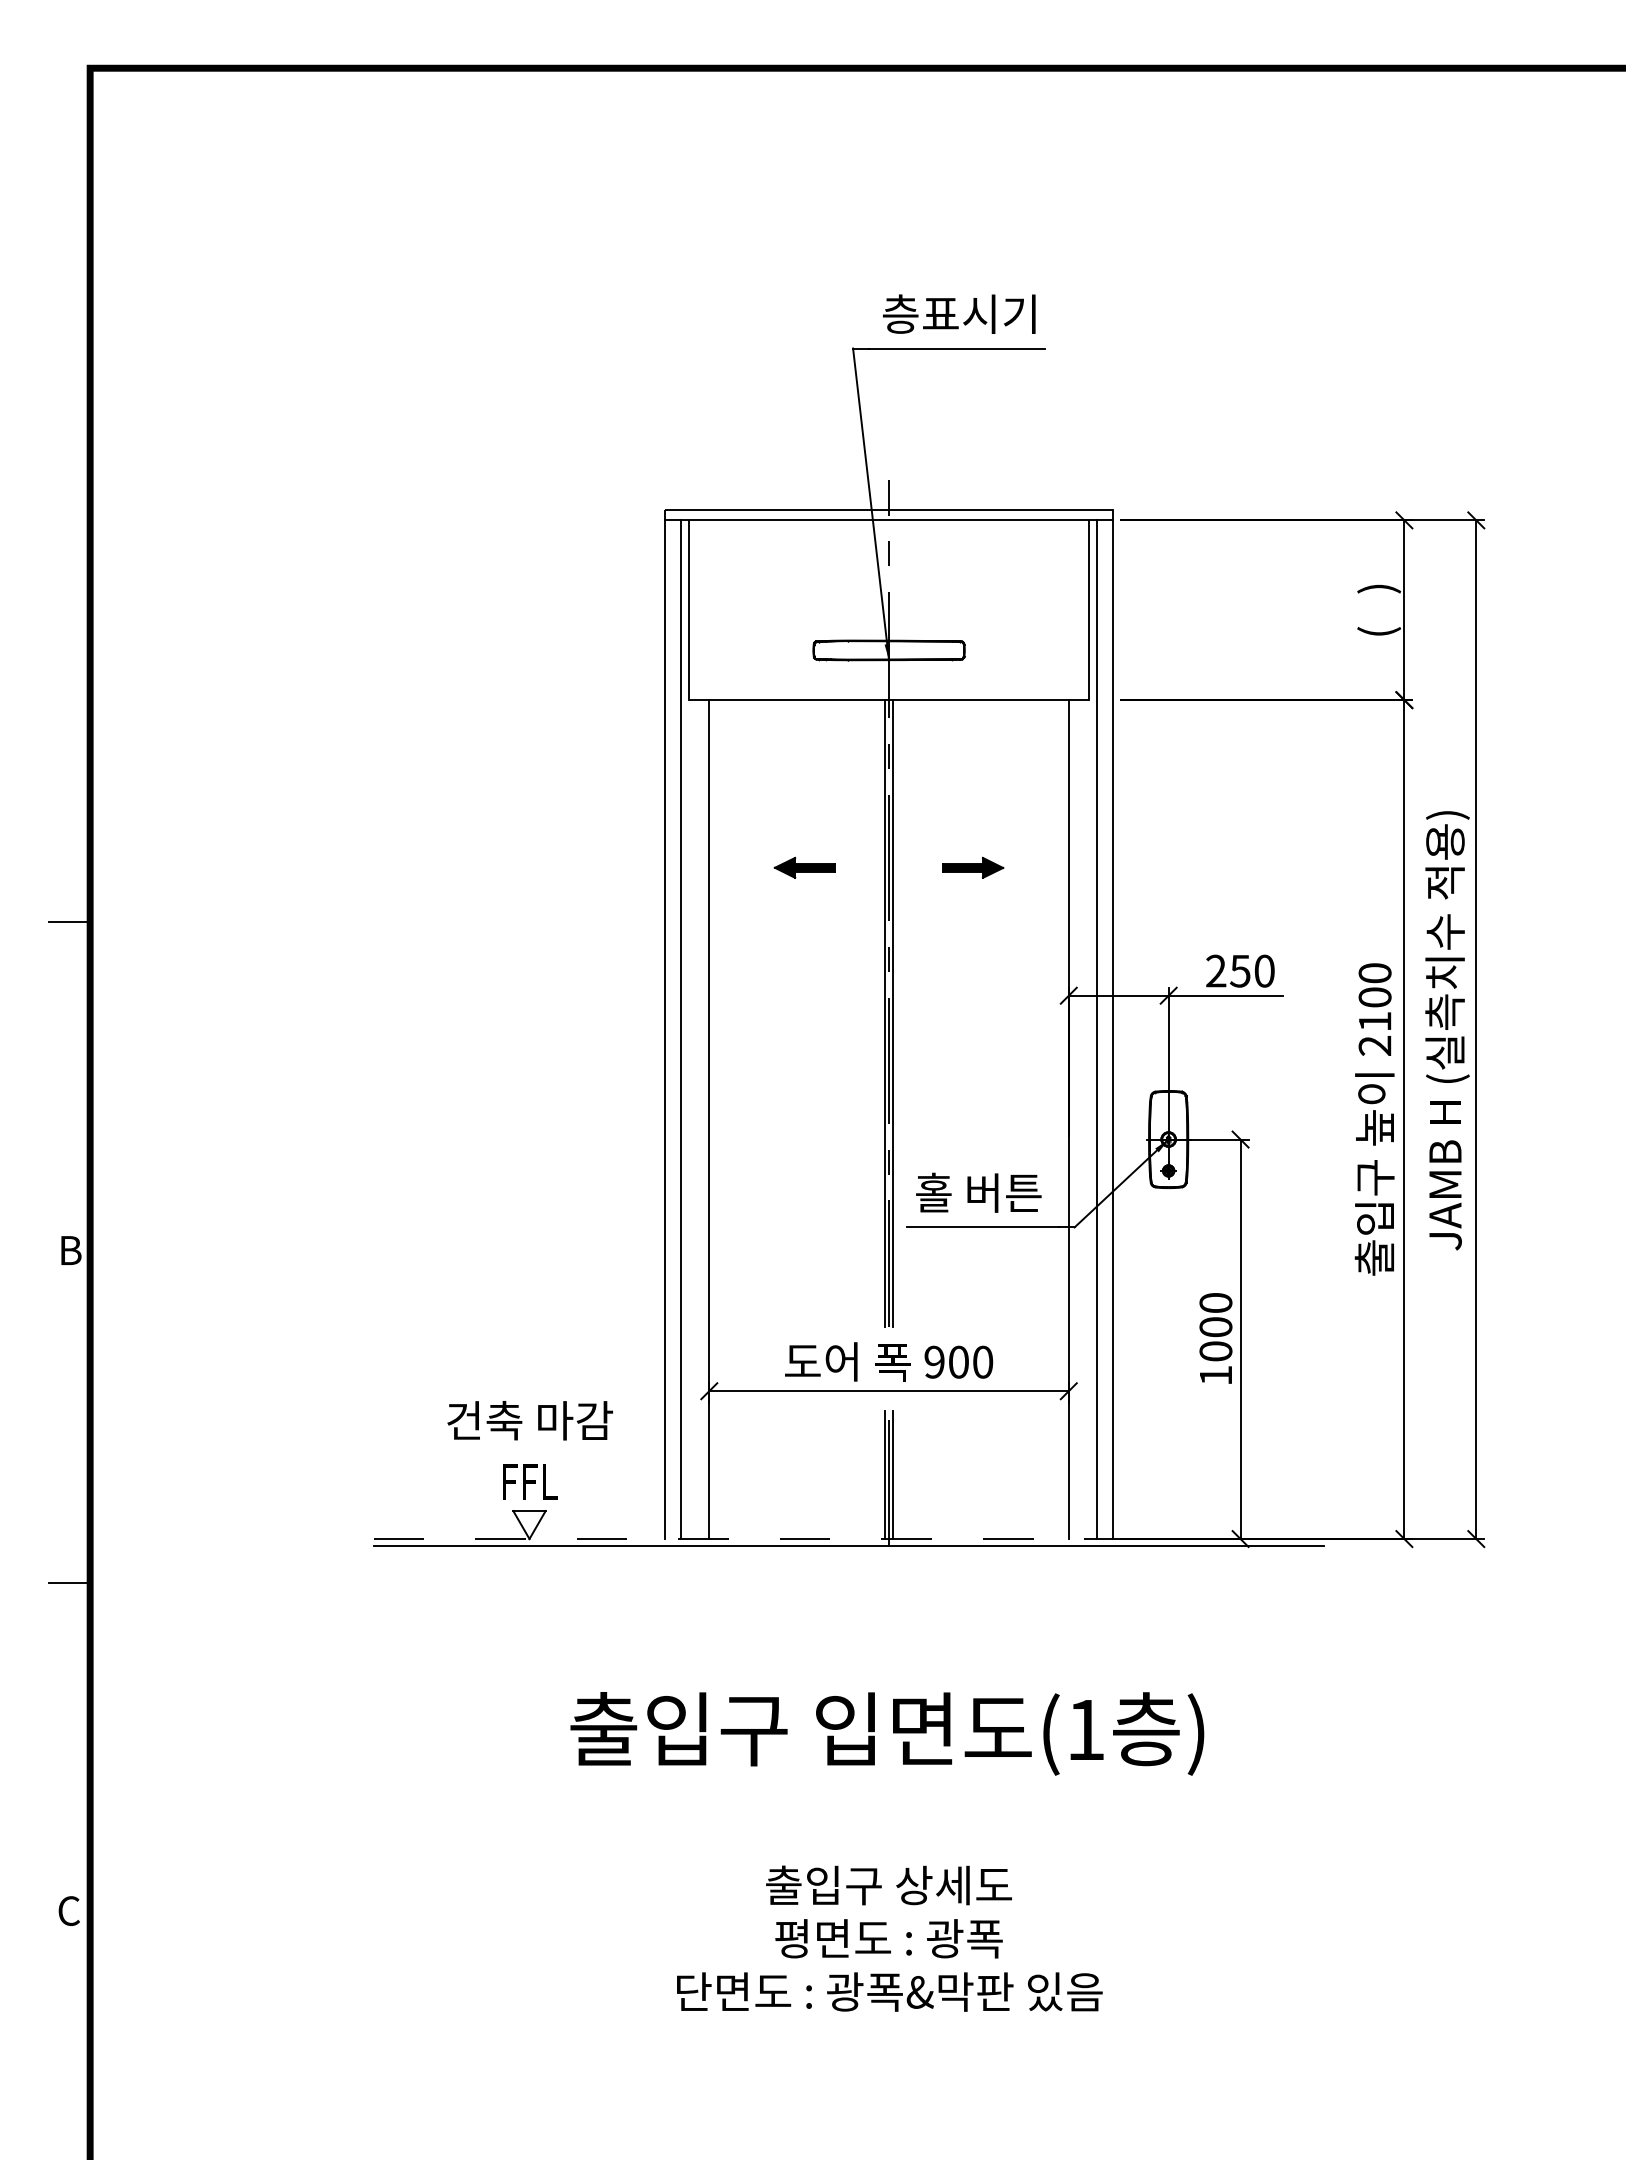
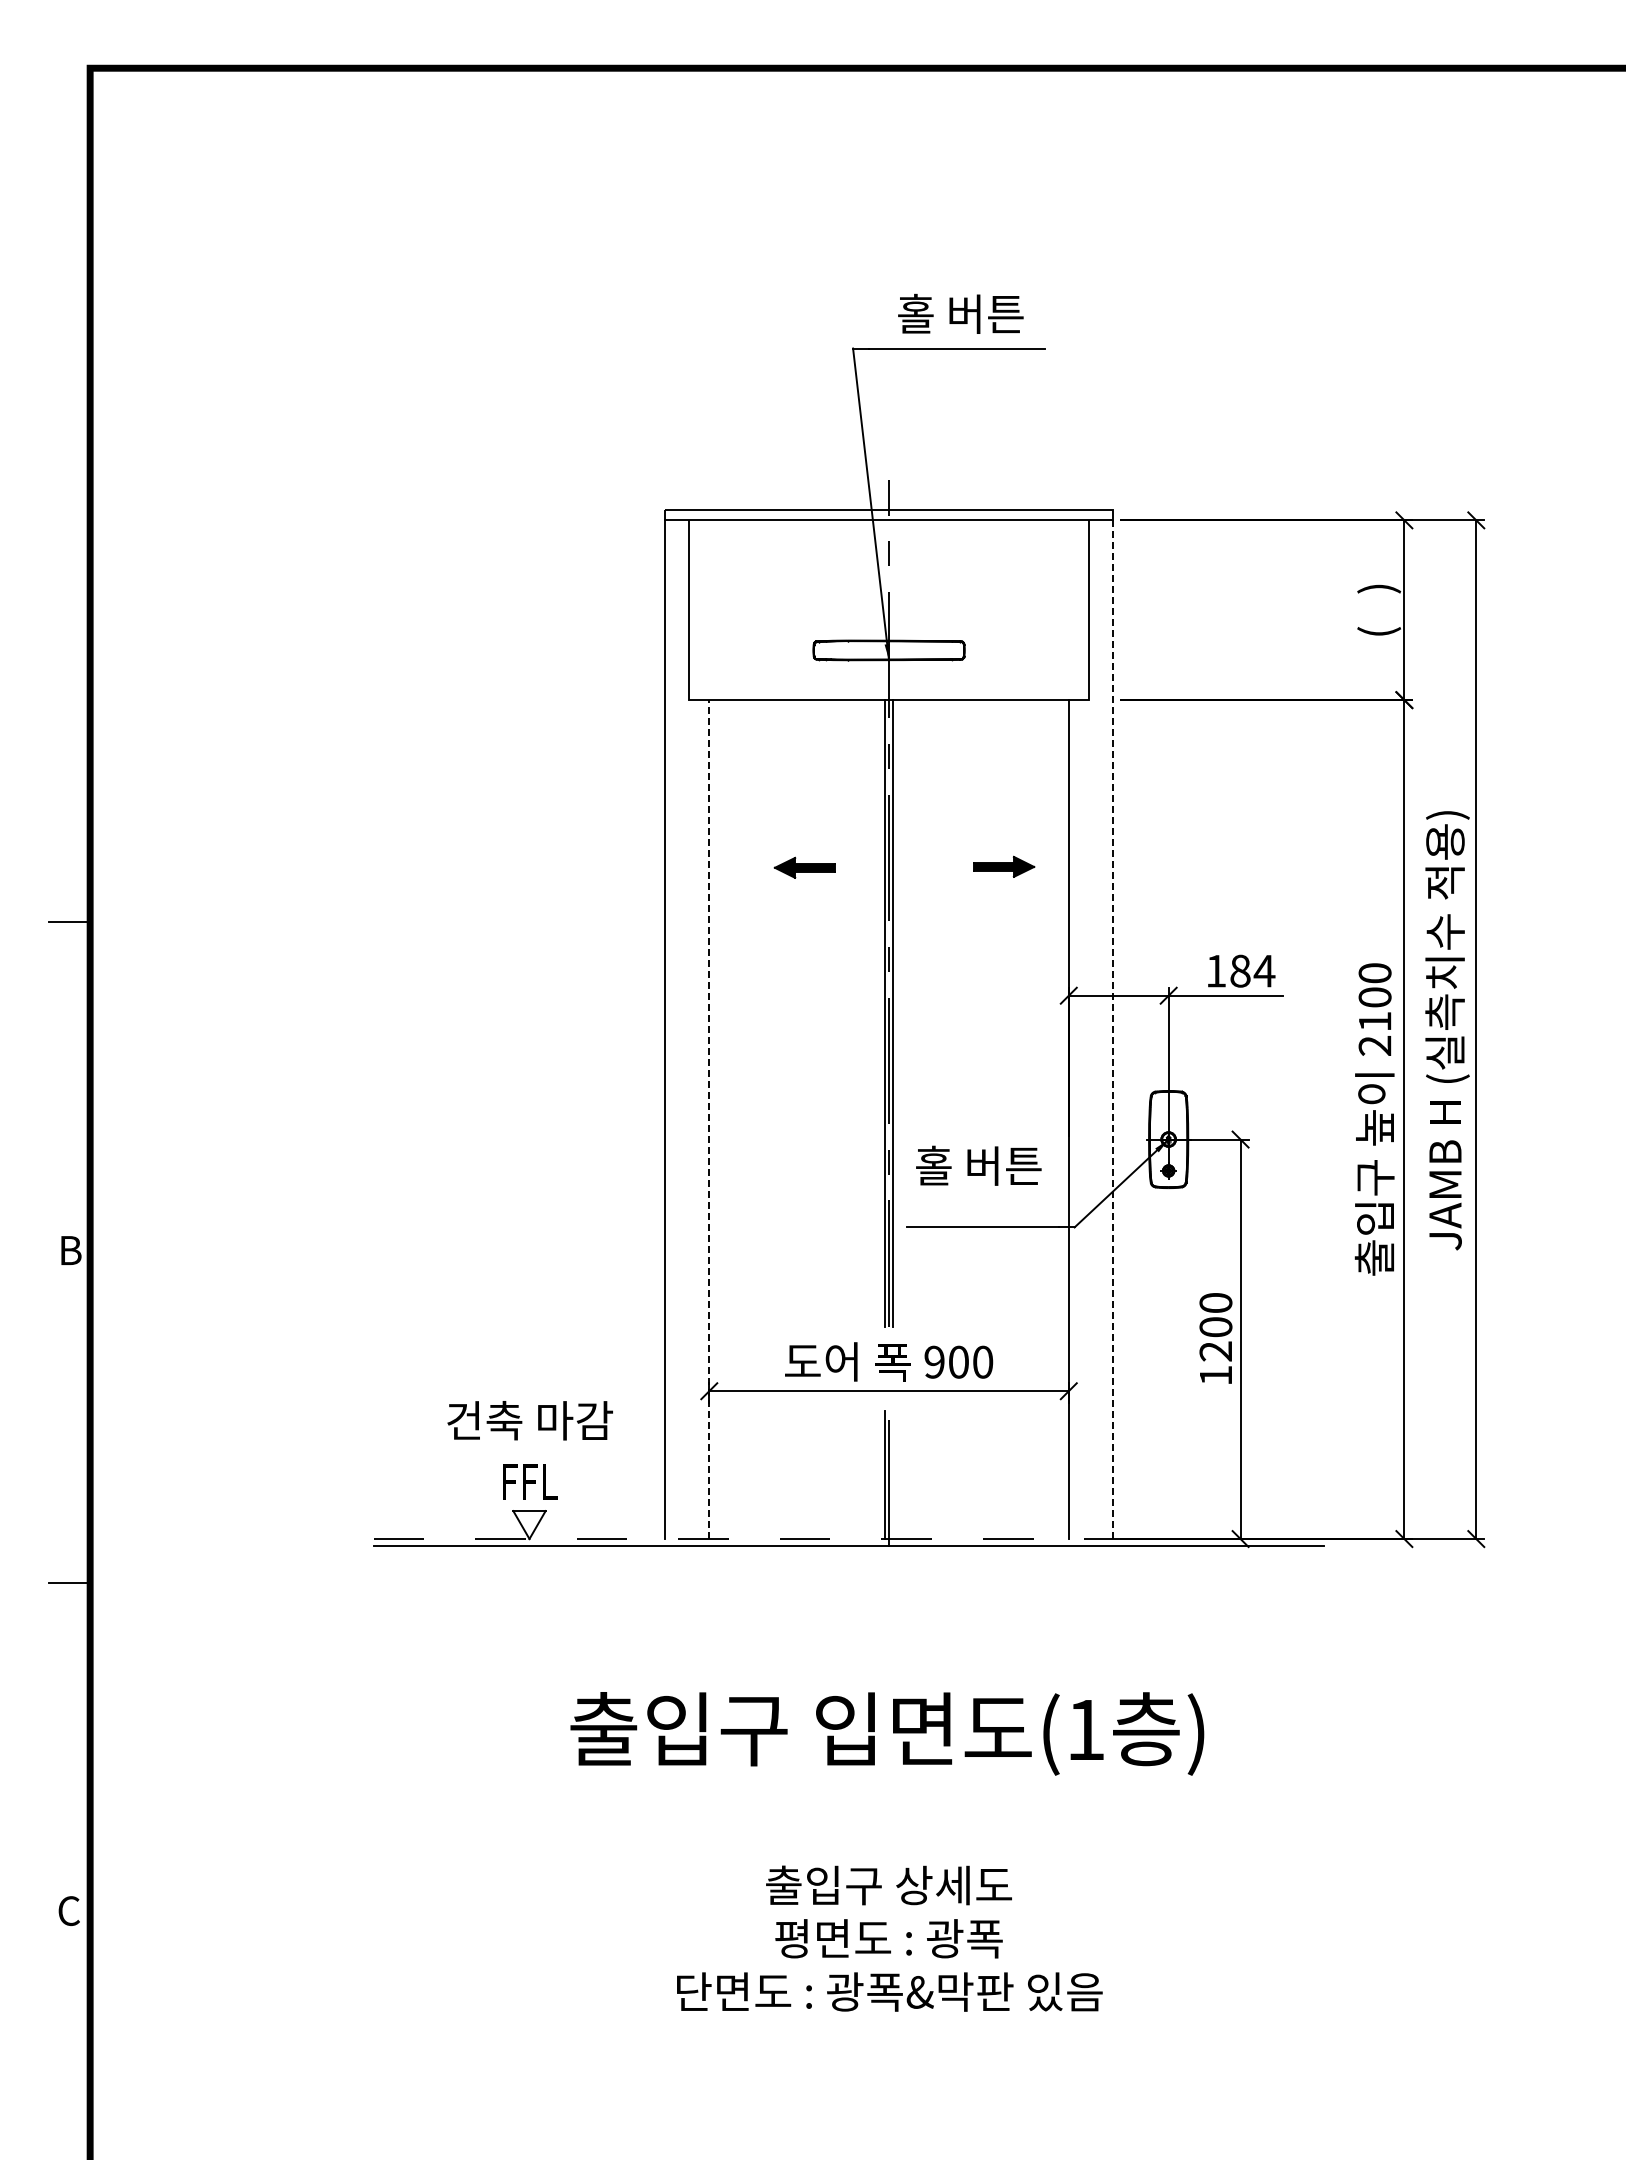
text: 층표시기 -> 홀 버튼 (959, 313)
part position: (973, 867) -> (1004, 866) (1004, 866)
text: 250 -> 184 (1240, 970)
line: present -> none (681, 1029)
line: present -> none (1096, 1029)
line: solid -> dashed (1112, 1029)
line: solid -> dashed (709, 1119)
text position: (978, 1192) -> (978, 1165) (978, 1165)
text: 1000 -> 1200 (1215, 1351)
line: present -> none (893, 1475)
